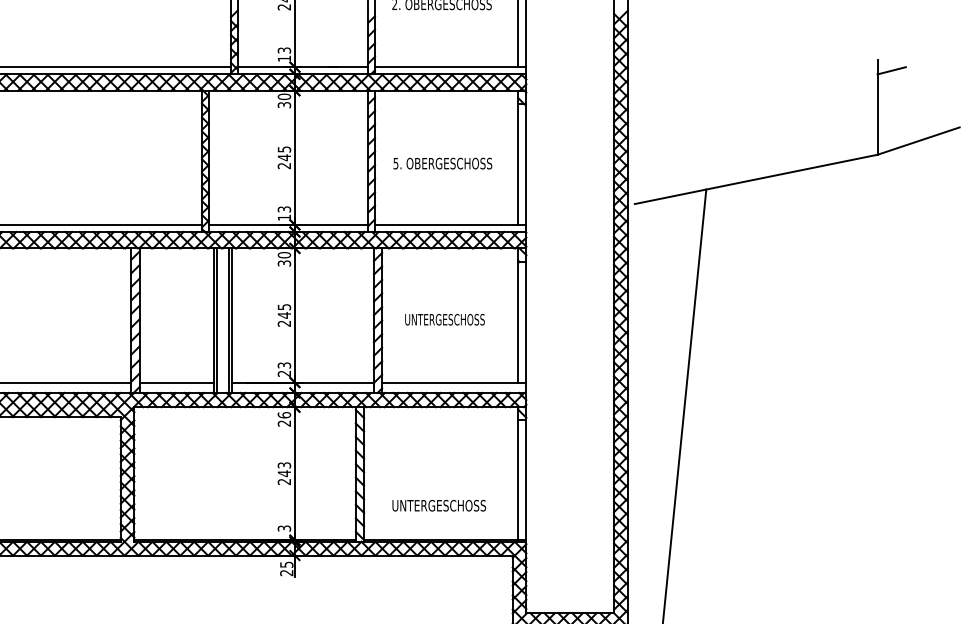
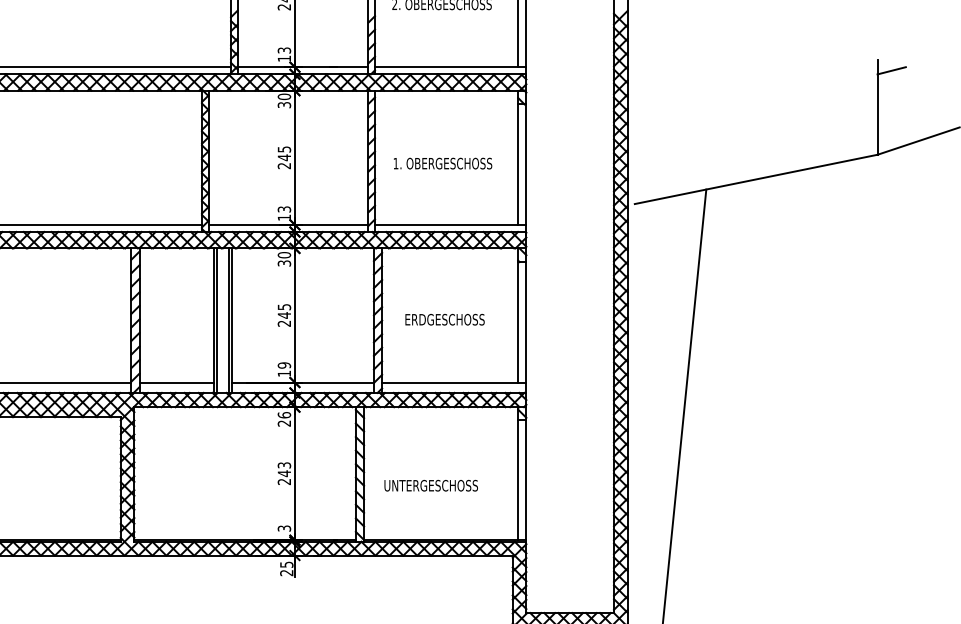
text: 5. -> 1. (395, 163)
text: UNTERGESCHOSS -> ERDGESCHOSS (444, 319)
text: 23 -> 19 (283, 369)
text position: (438, 505) -> (430, 485) (430, 485)
